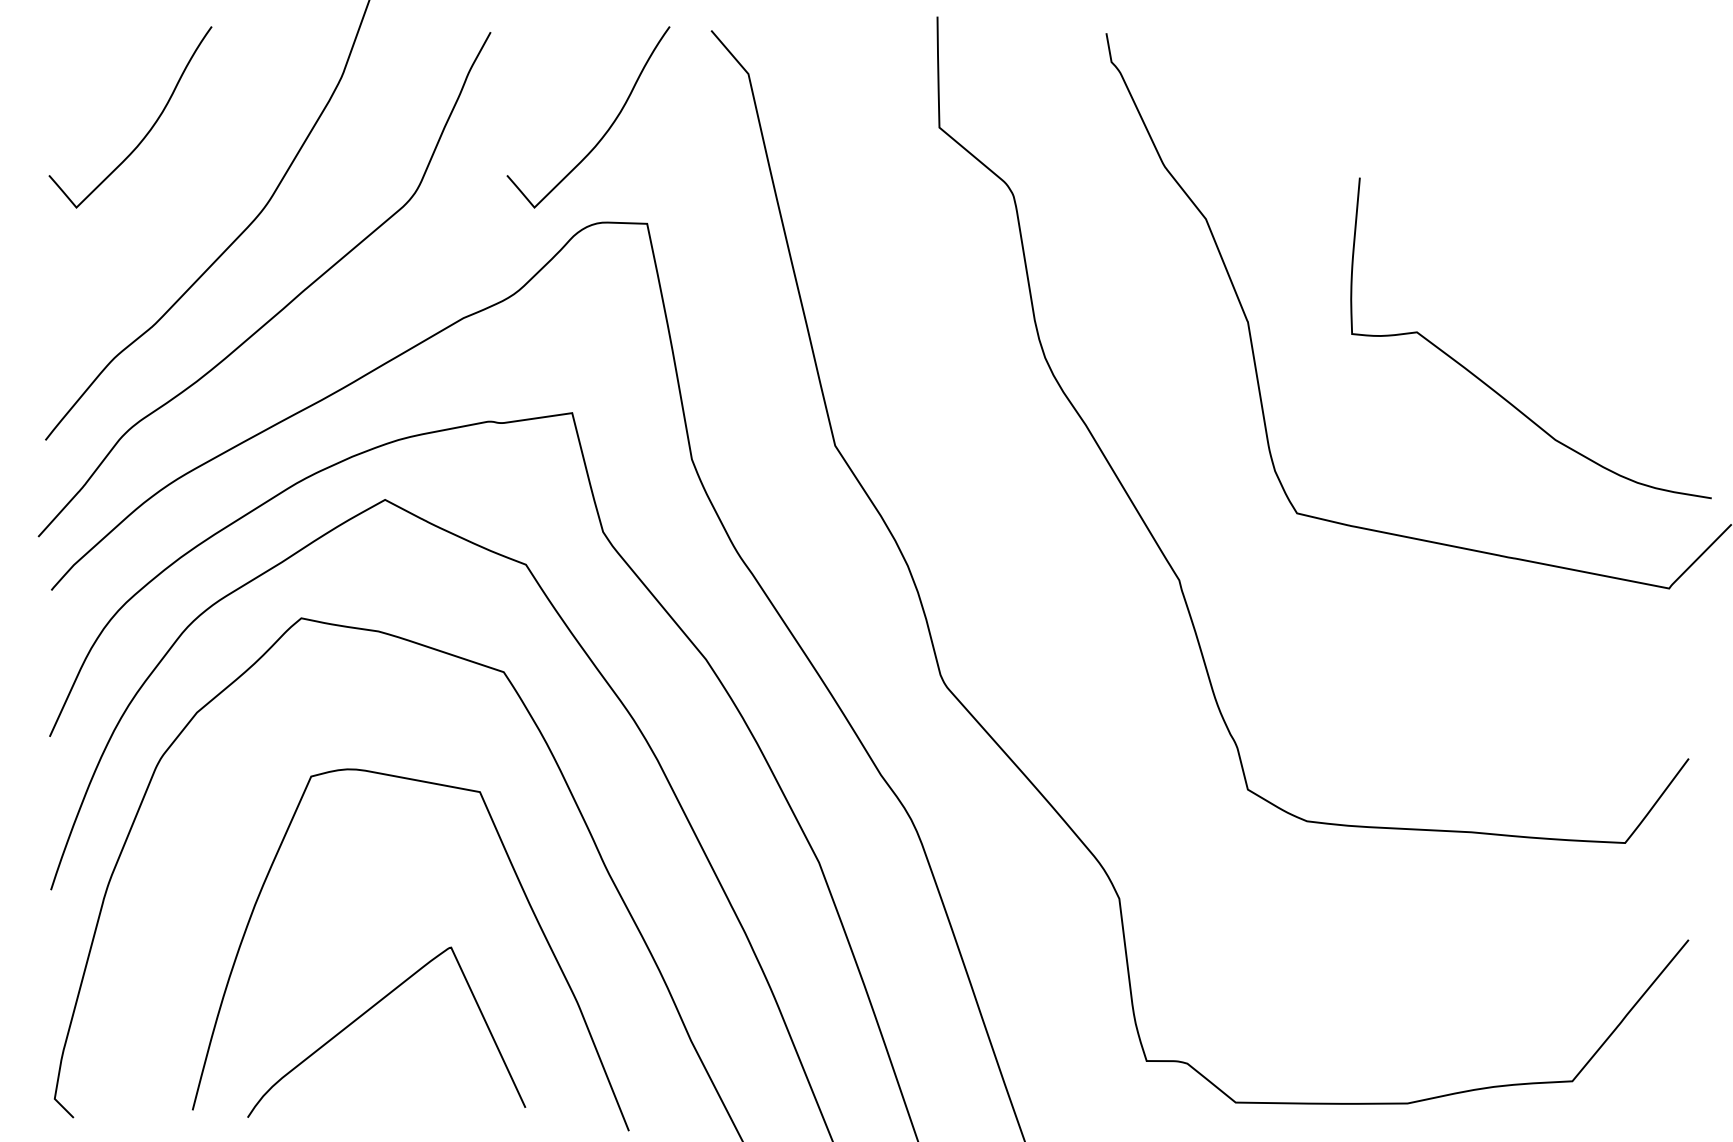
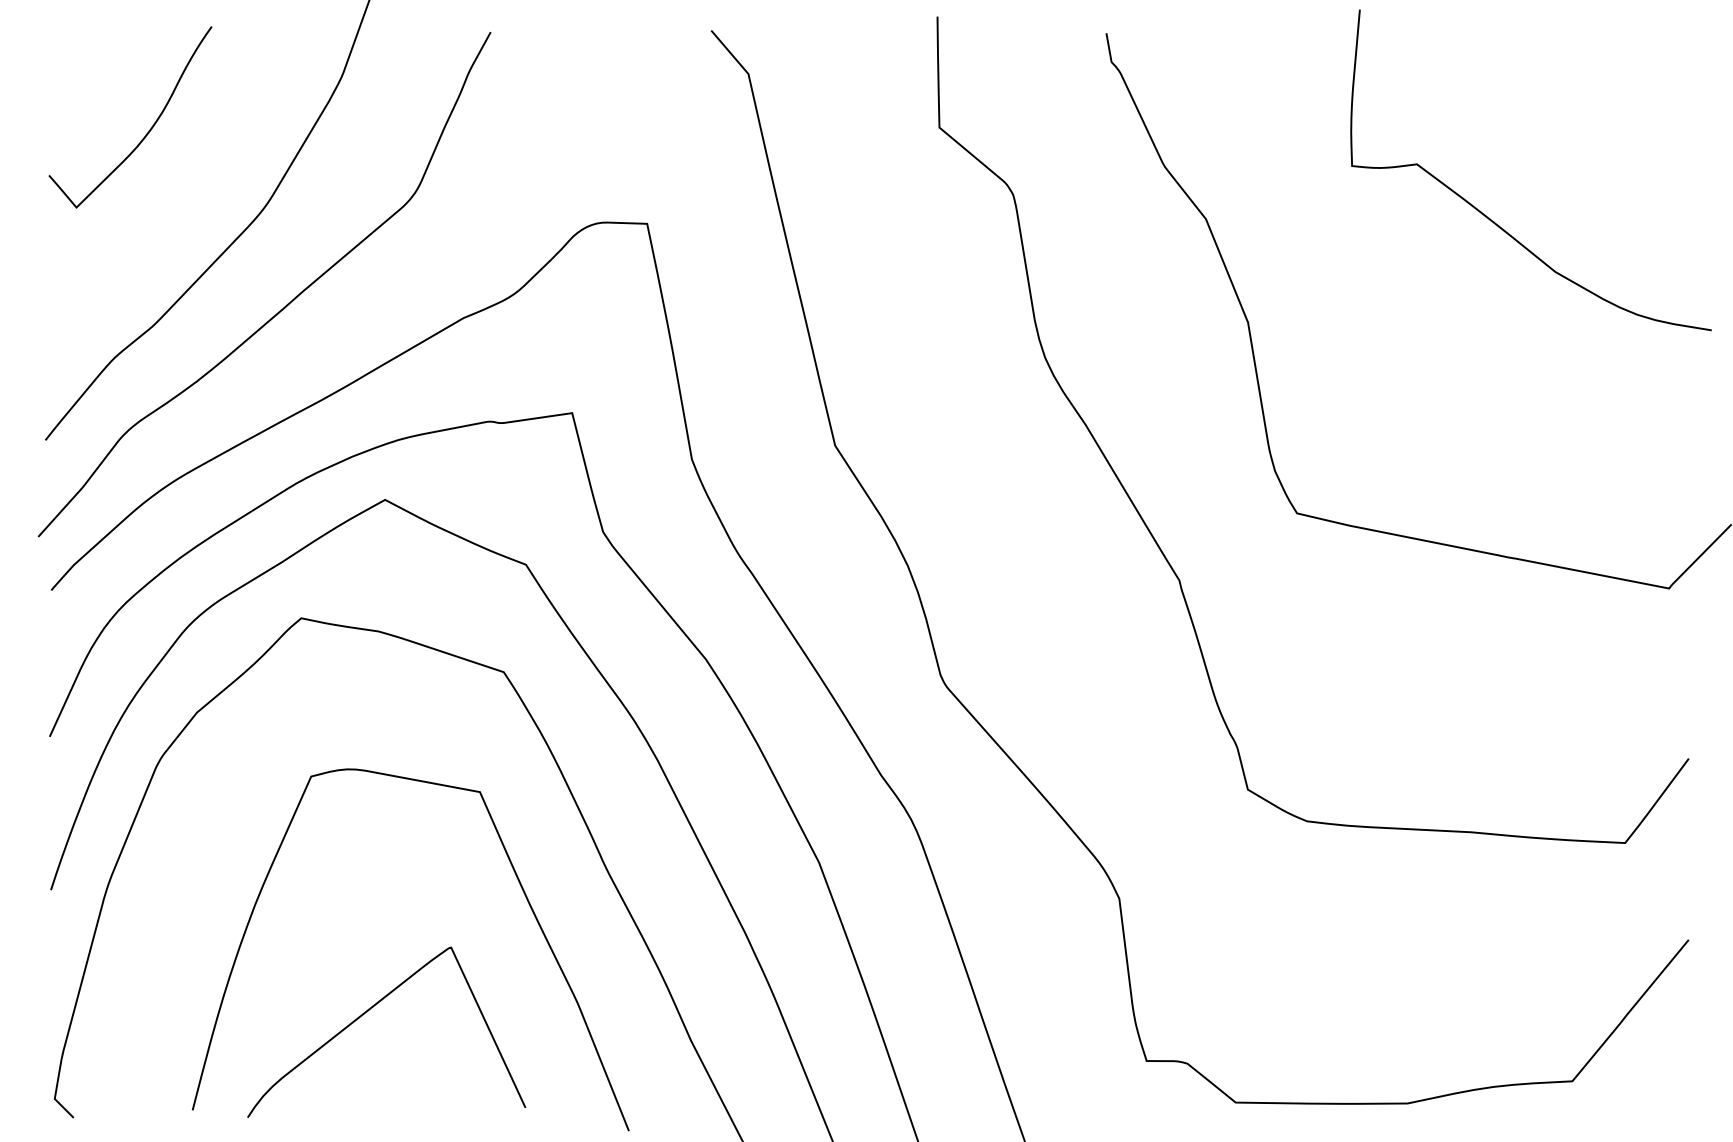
curve: present -> none (607, 129)
curve position: (1489, 385) -> (1489, 217) (1489, 217)
